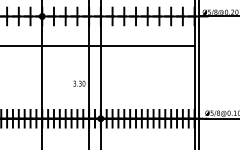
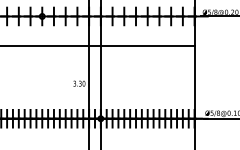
line: present -> none (42, 74)
line: present -> none (198, 74)
